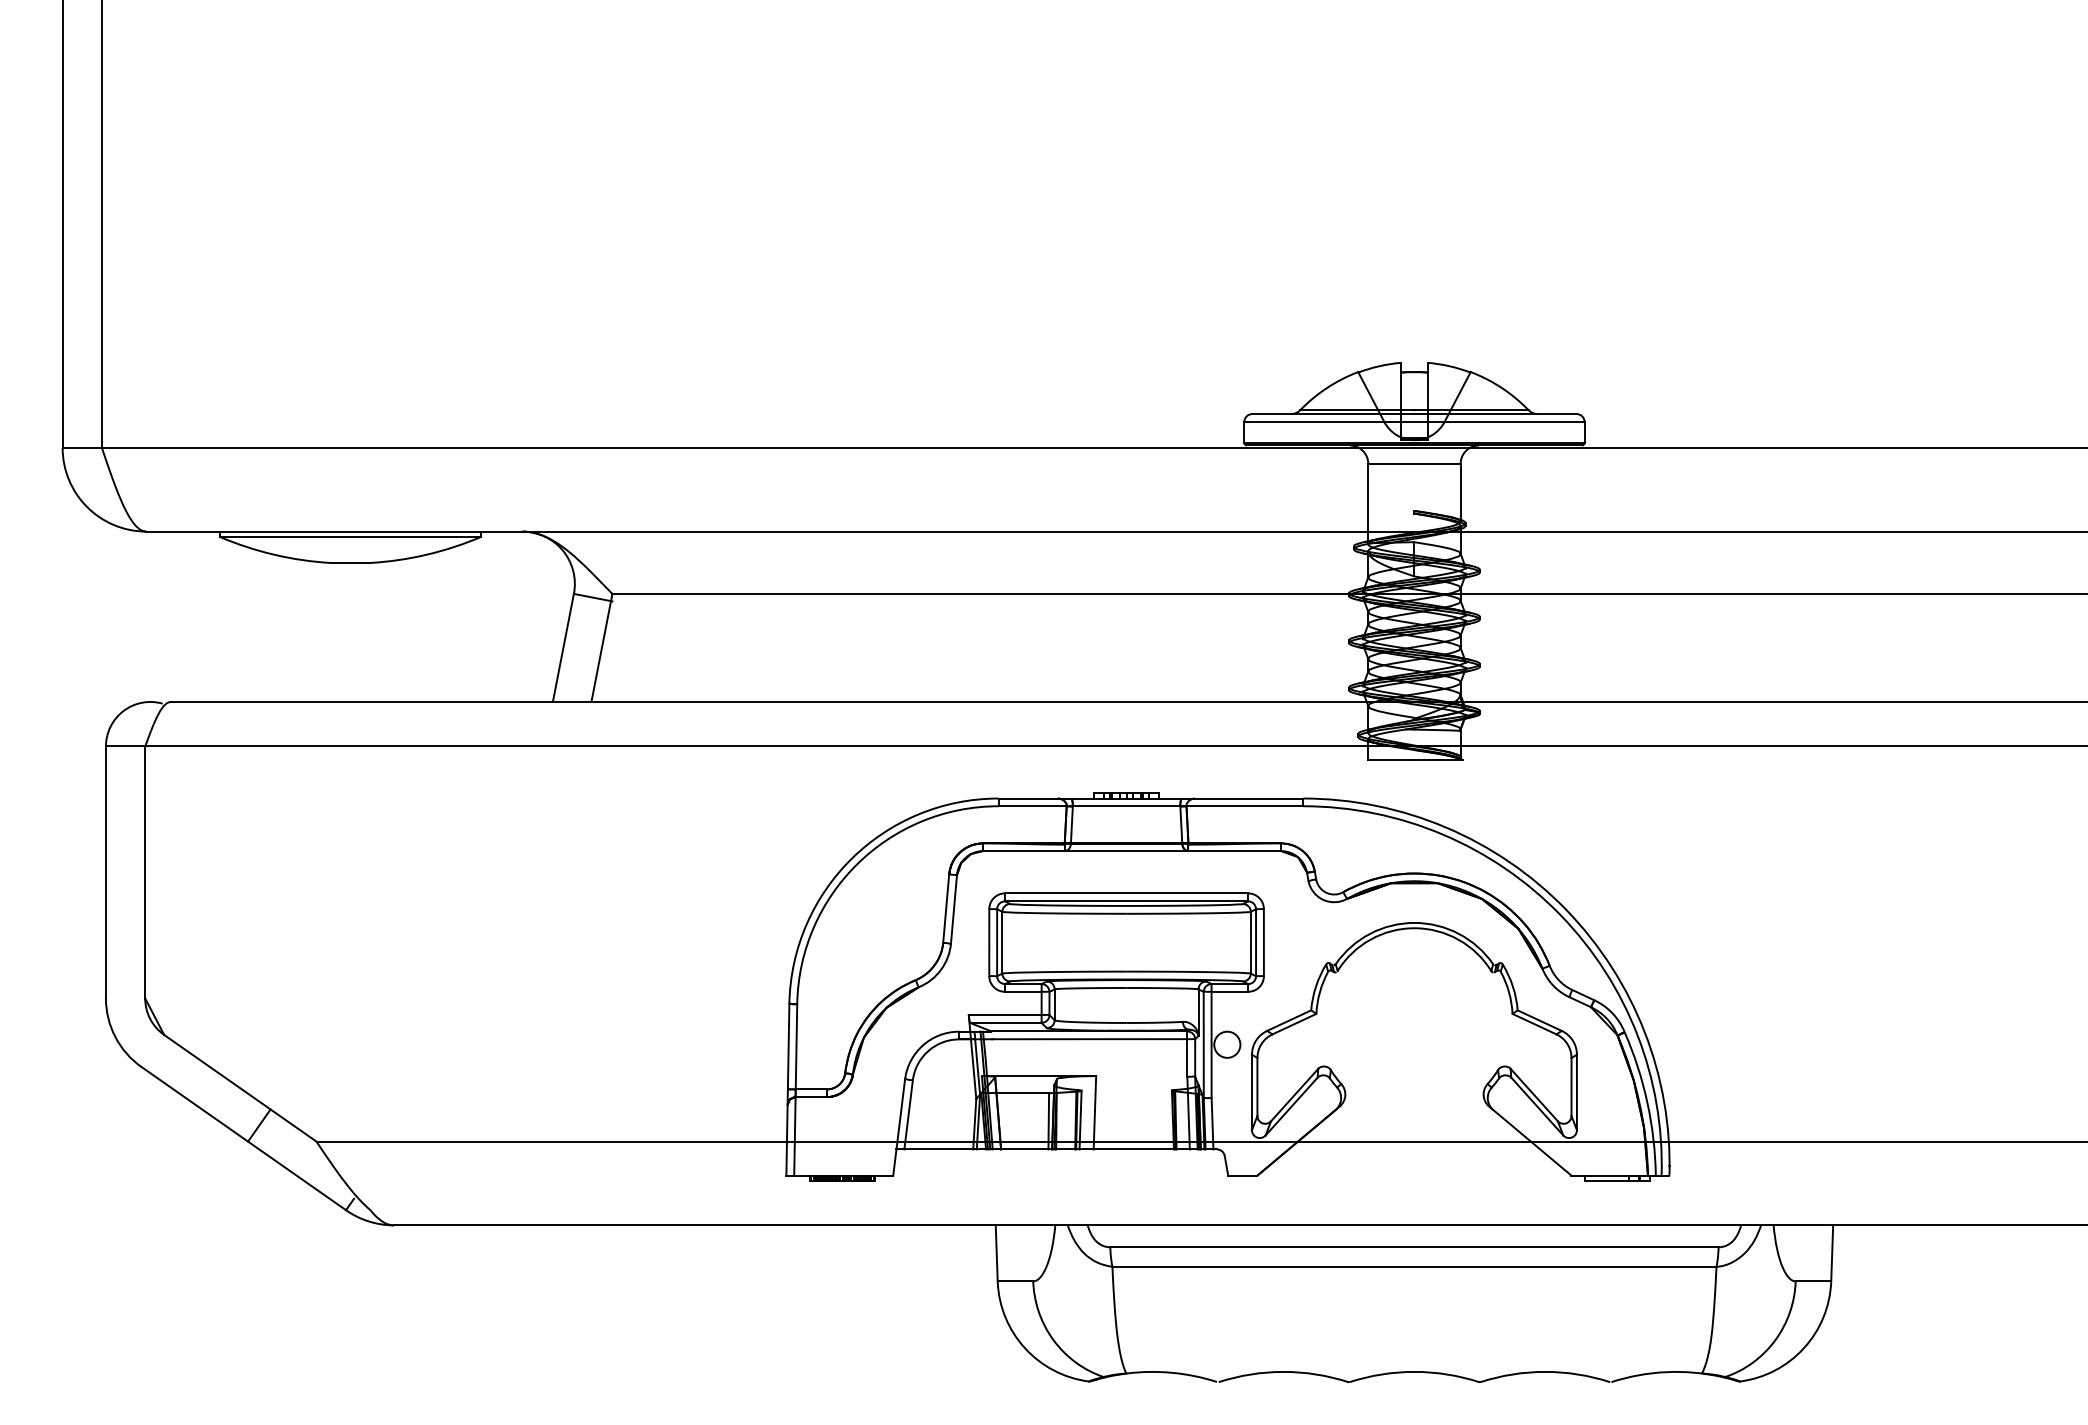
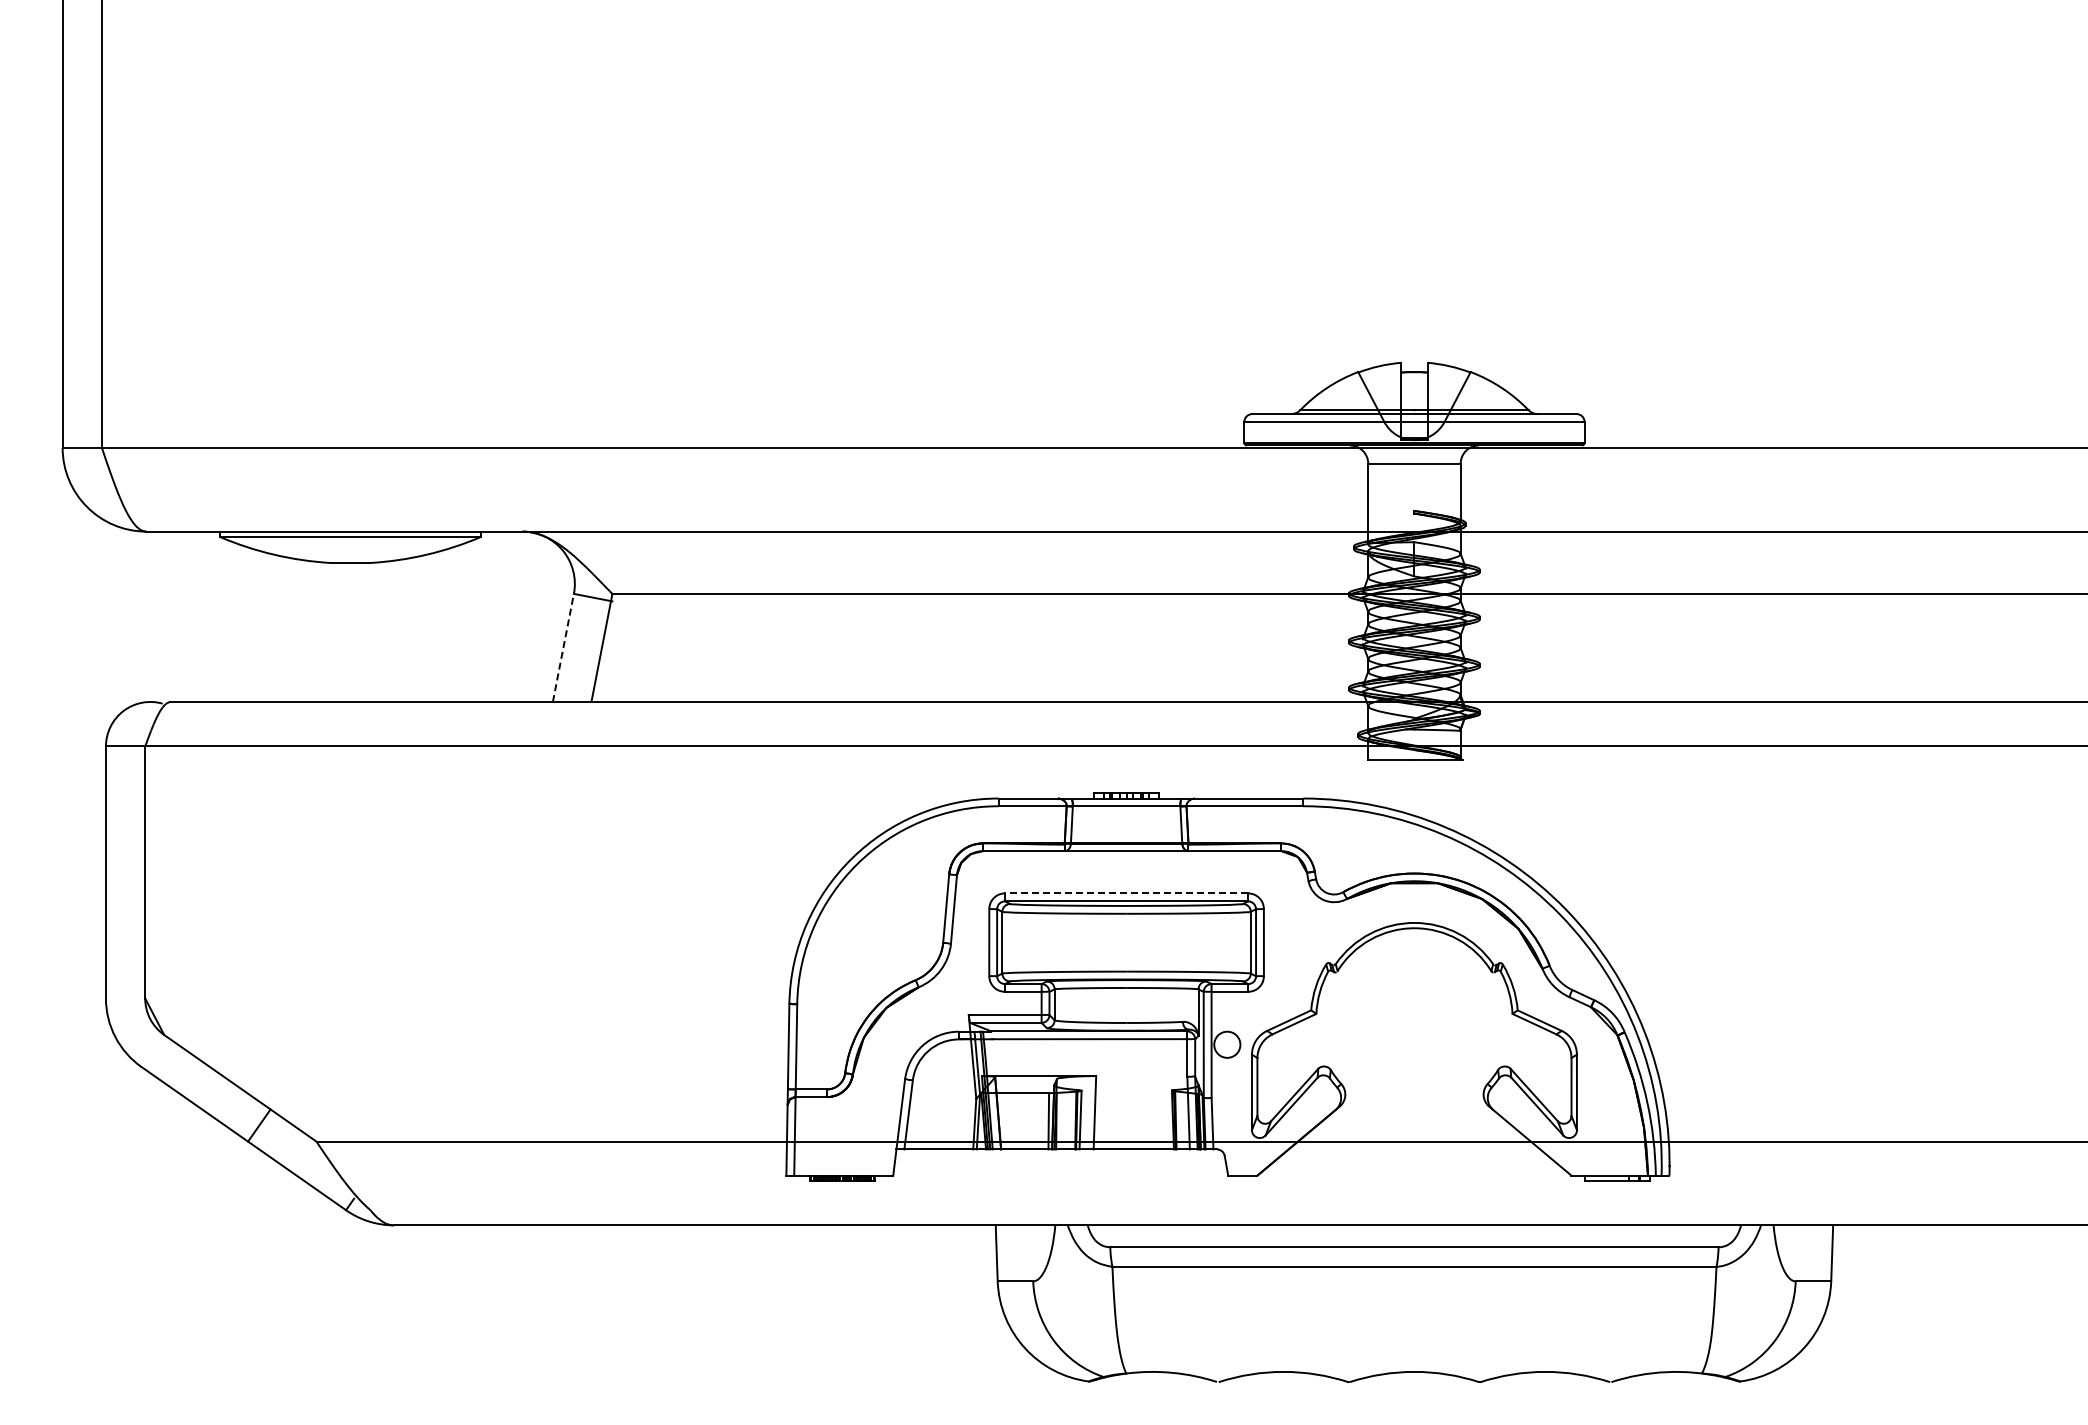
line: solid -> dashed (563, 647)
line: solid -> dashed (1126, 893)
